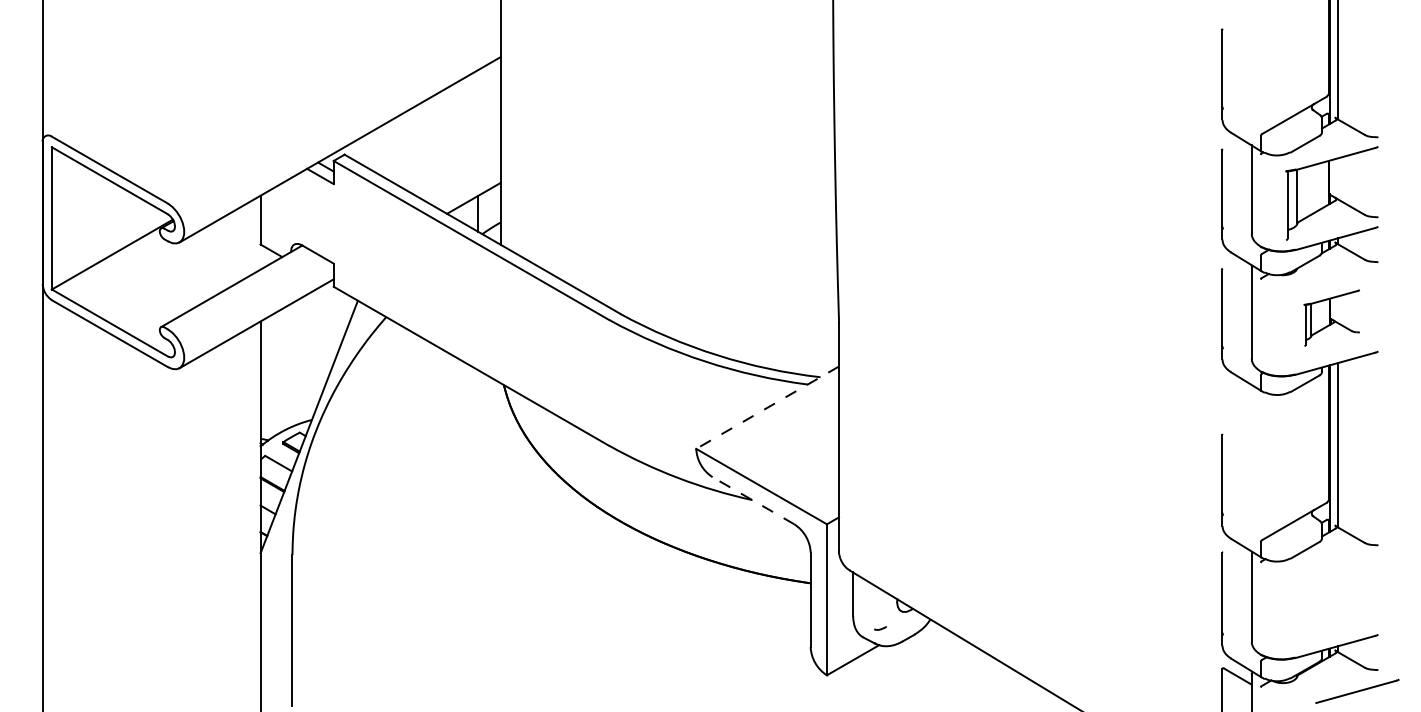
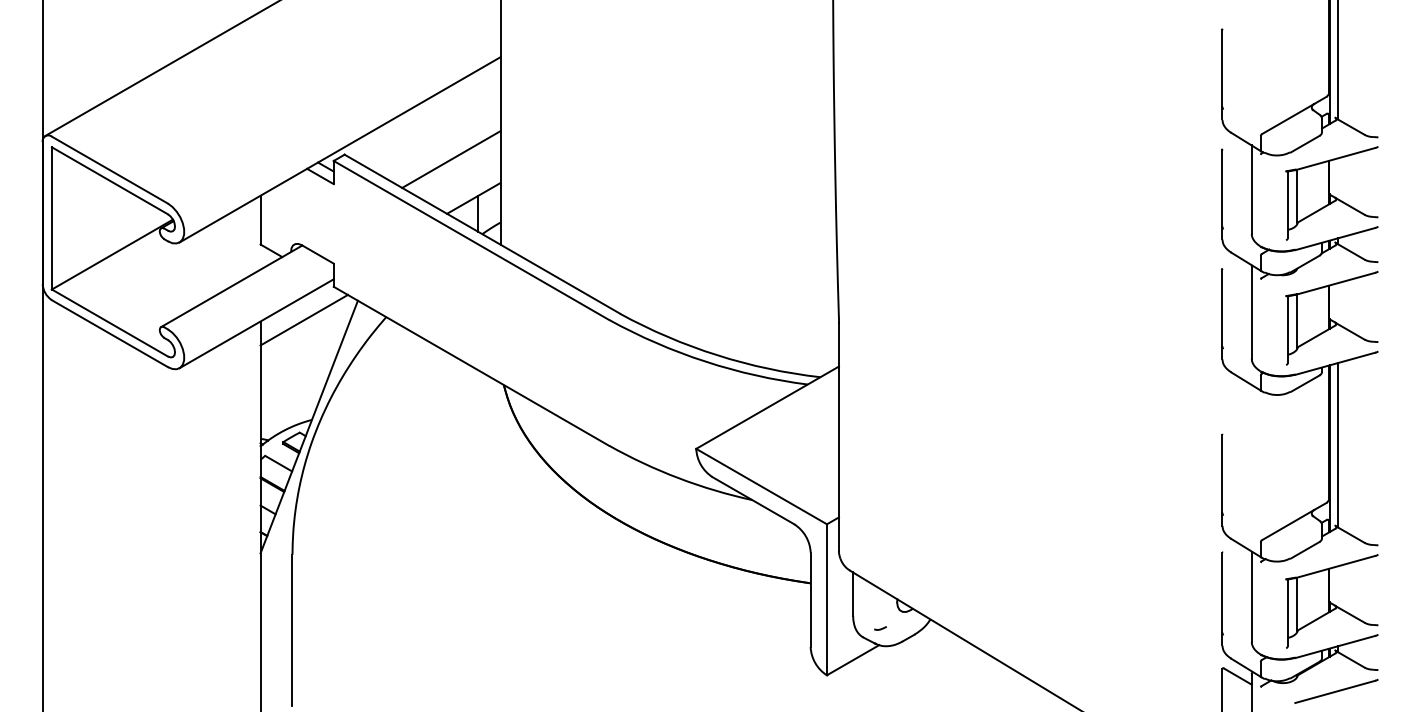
line: none -> present (160, 68)
line: none -> present (451, 159)
part size: 57x58 px -> 94x96 px (1331, 317)
line: none -> present (303, 319)
line: dashed -> solid (767, 407)
line: dashed -> solid (753, 500)
part: none -> present (1331, 601)
line position: (1357, 690) -> (1336, 690) (1336, 690)
